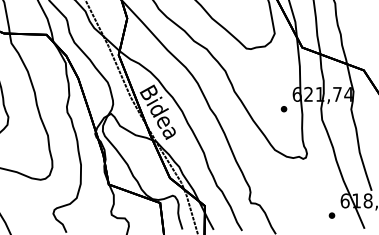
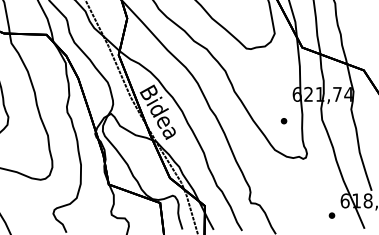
part position: (283, 109) -> (283, 121) (283, 121)
